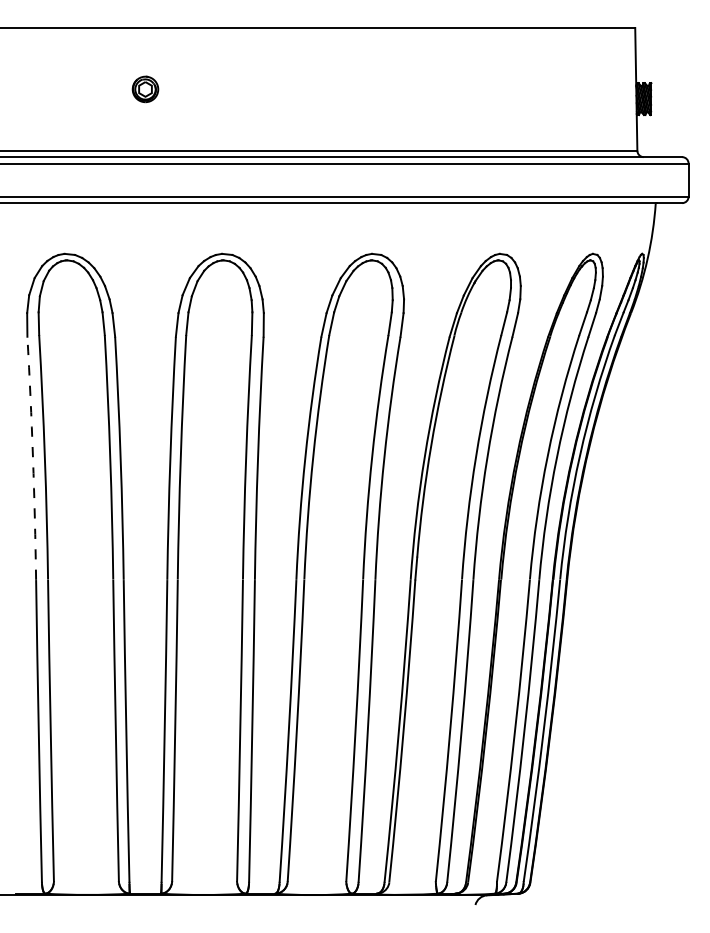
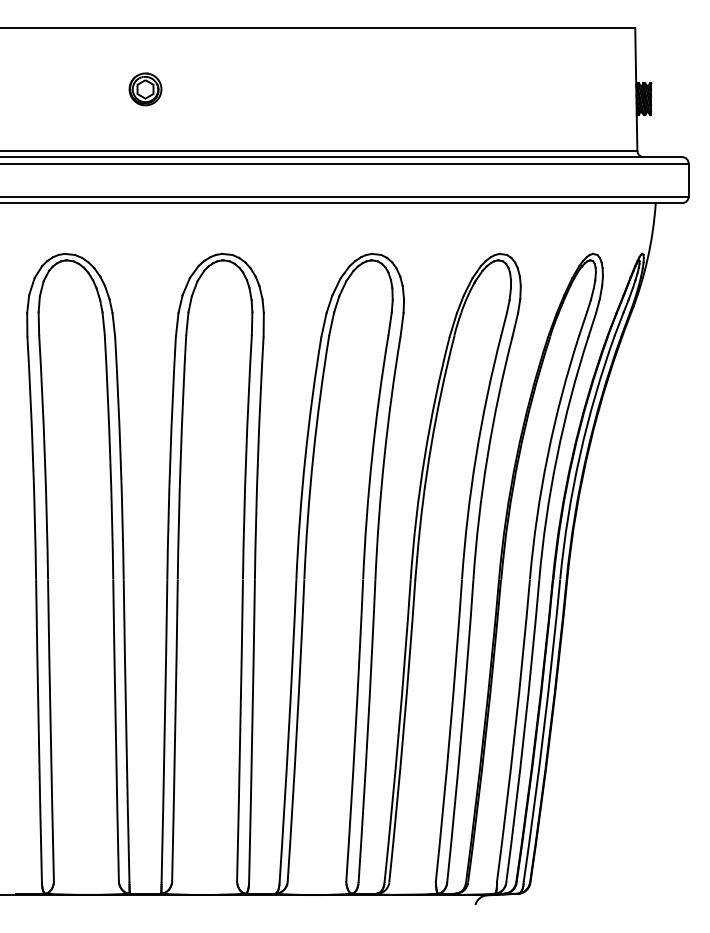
part size: 29x29 px -> 35x35 px (145, 89)
arc: dashed -> solid (33, 458)
